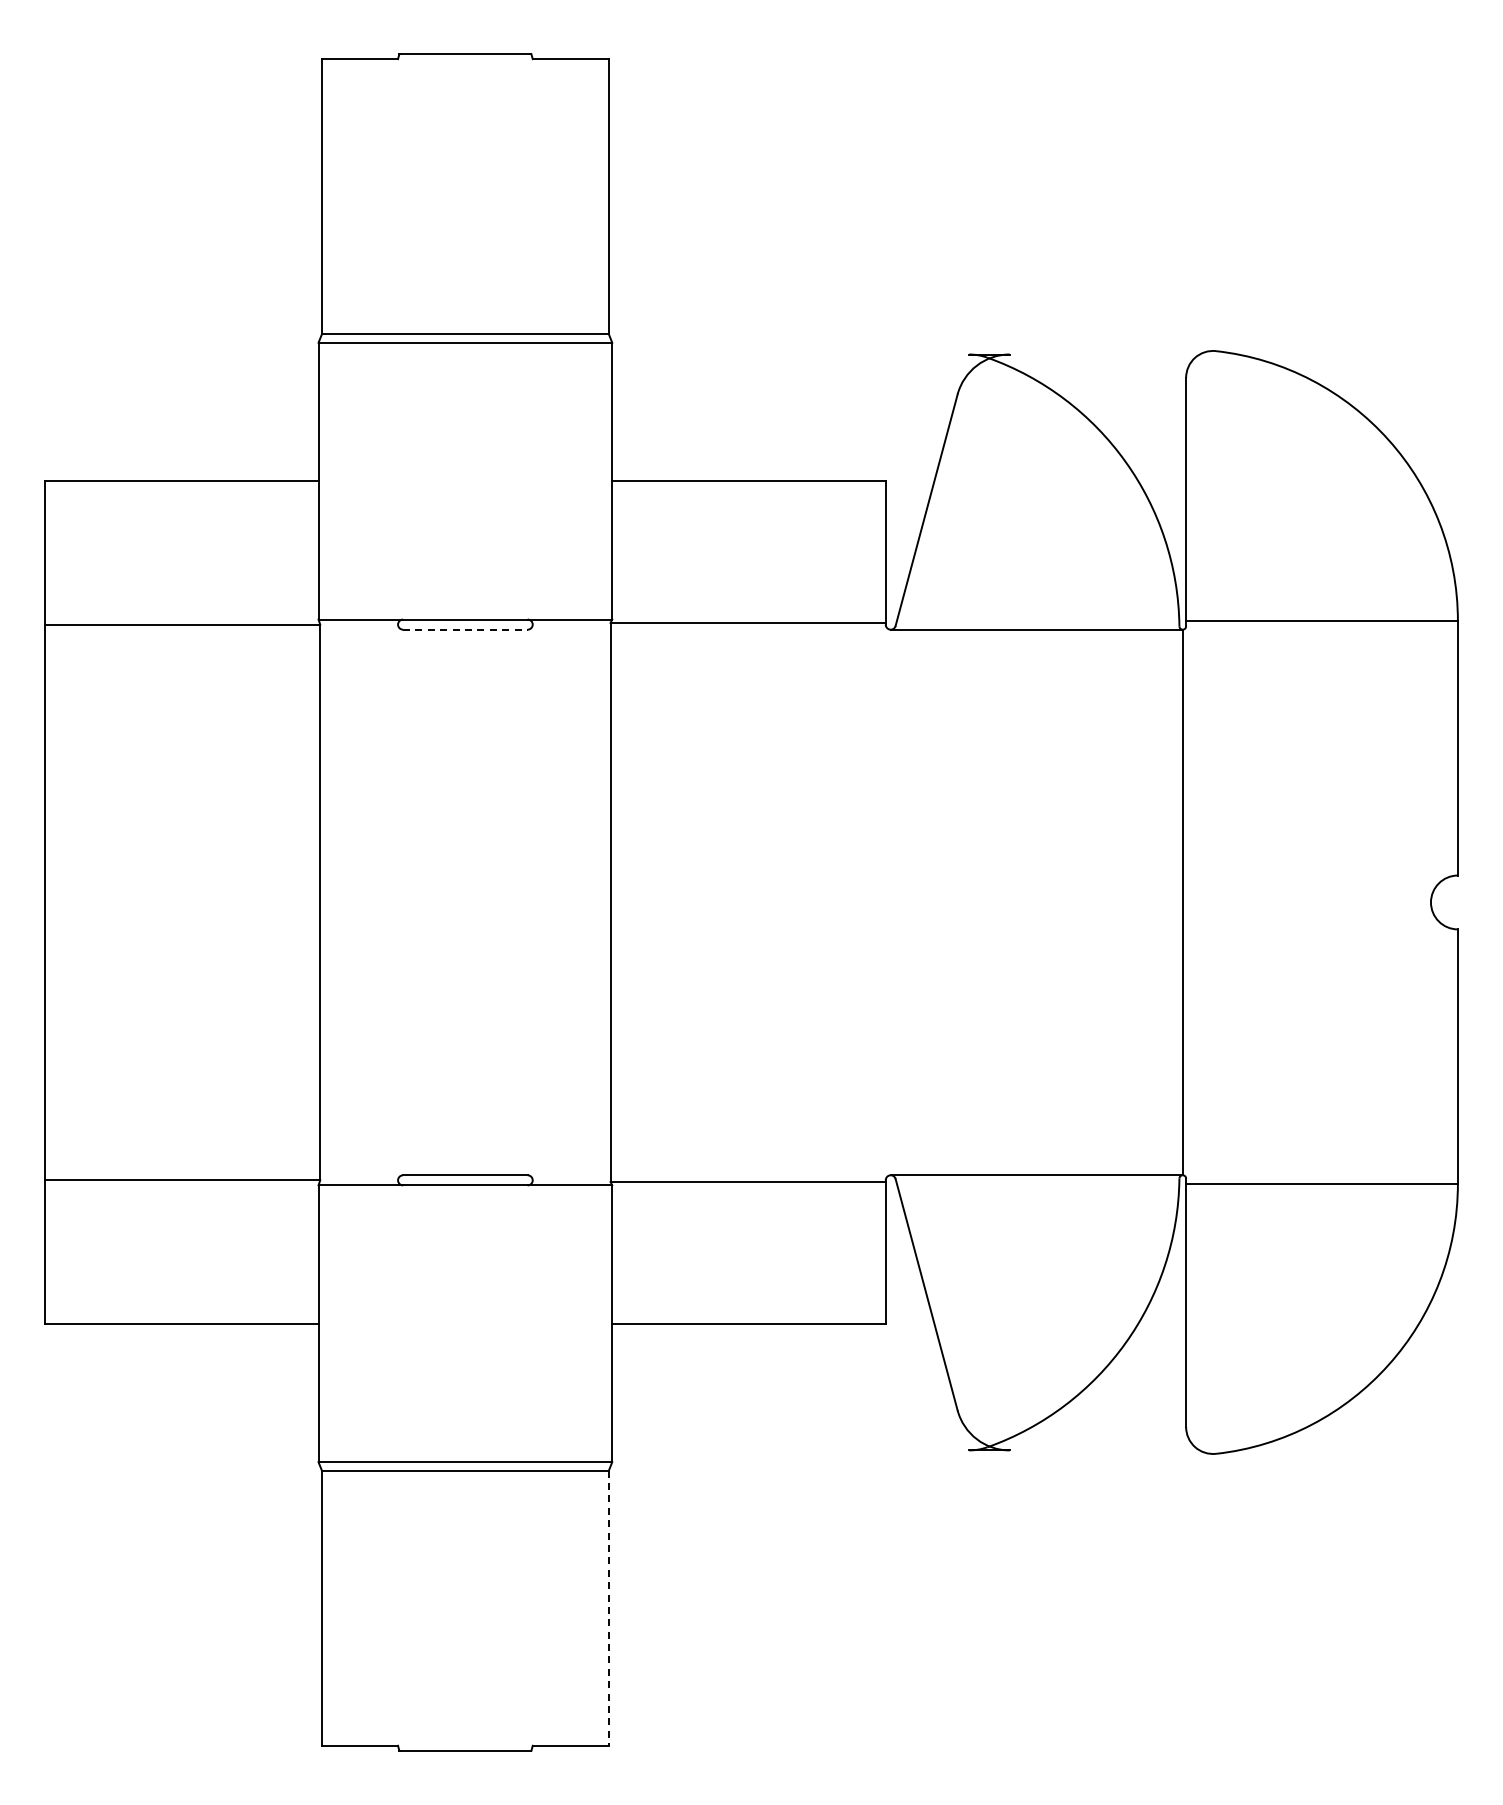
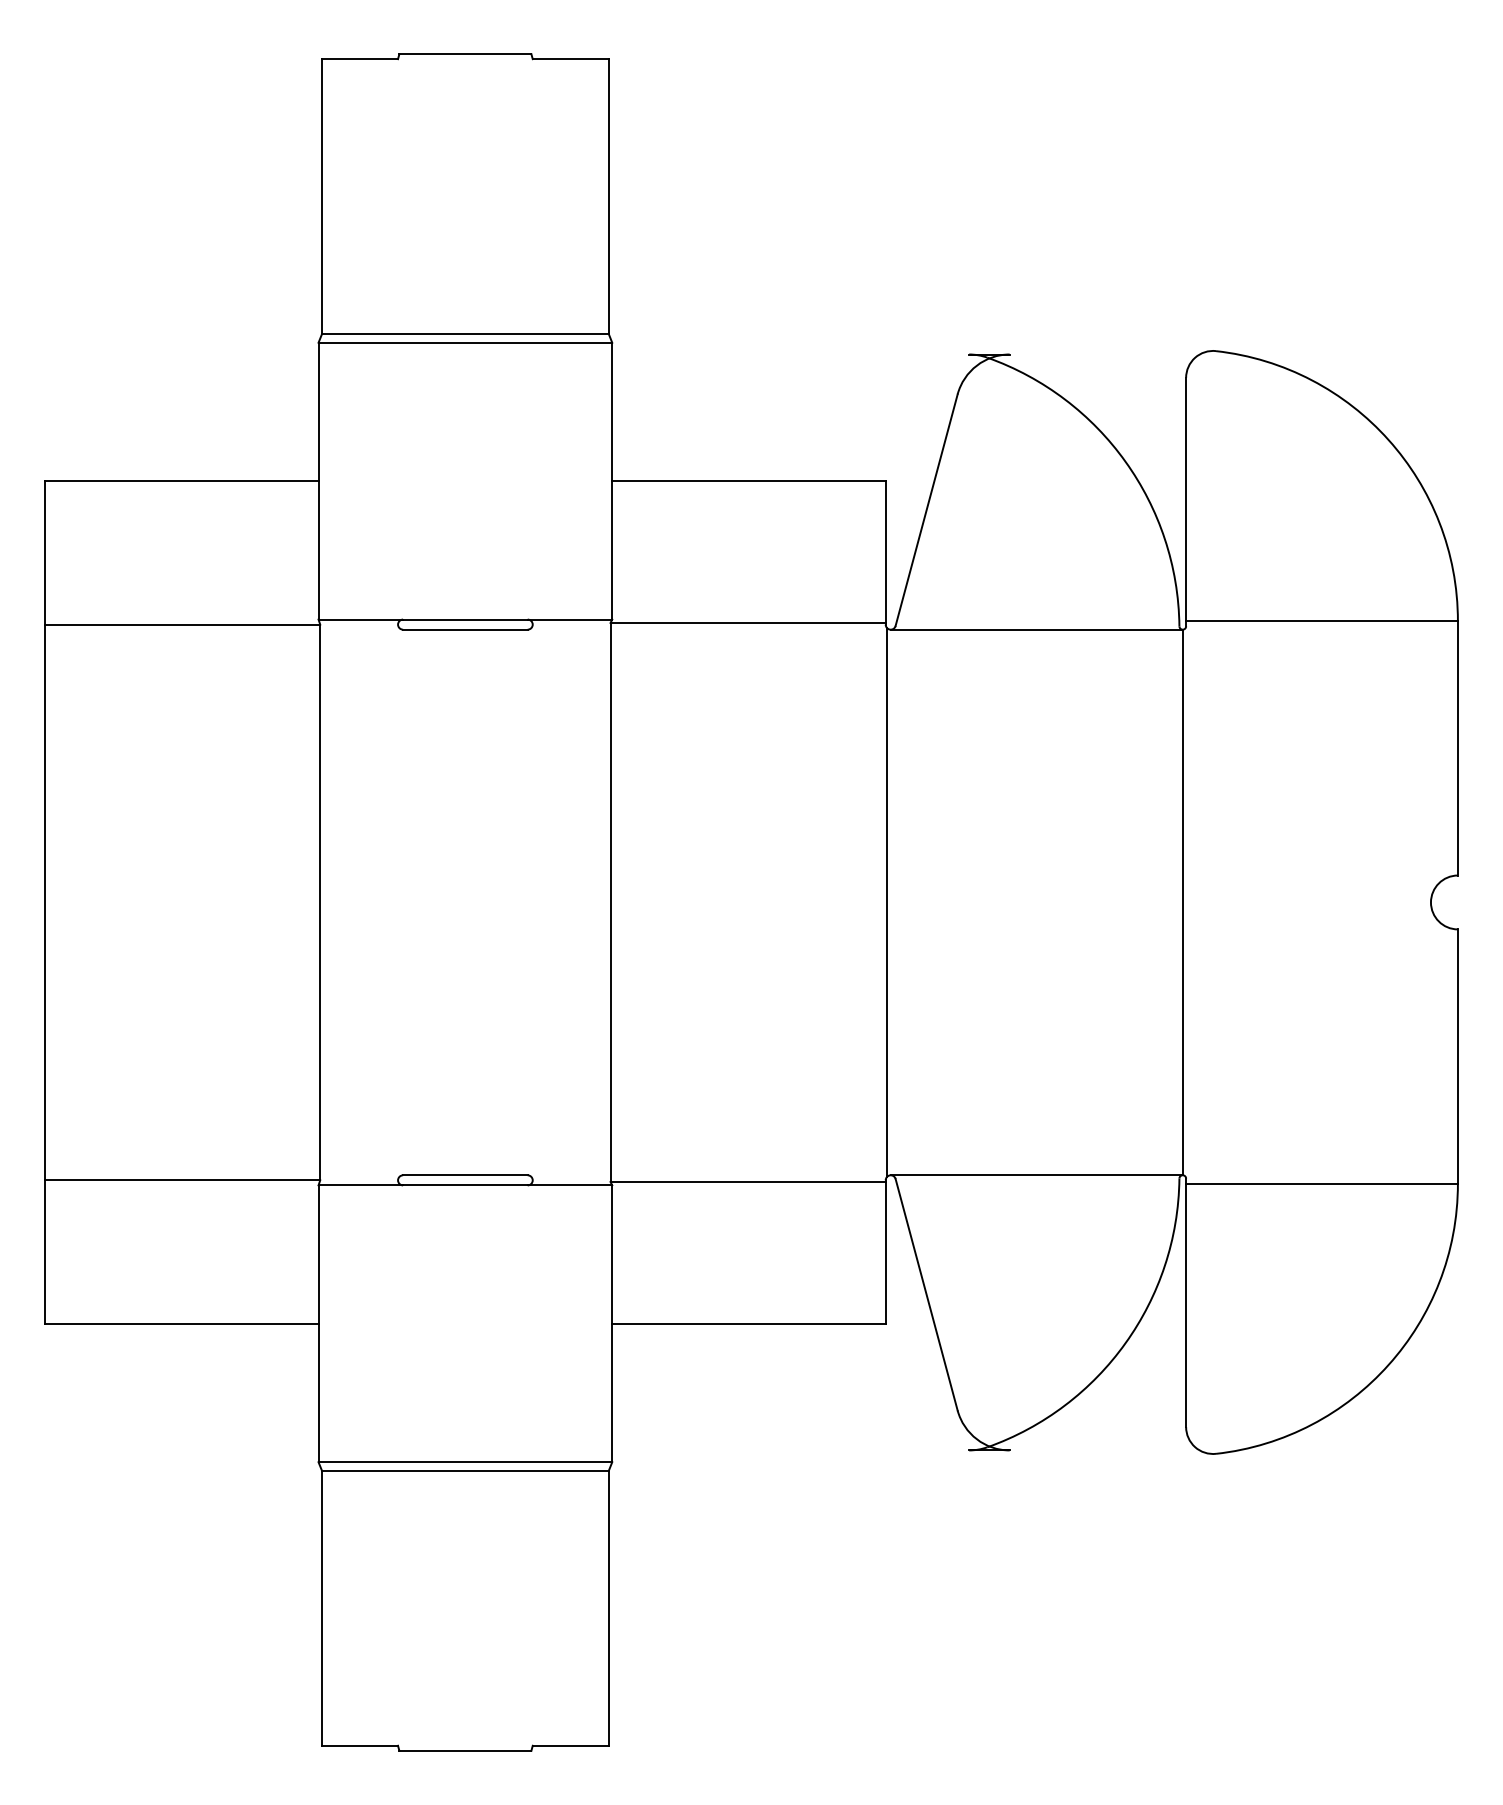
line: dashed -> solid (465, 629)
line: none -> present (887, 902)
line: dashed -> solid (608, 1608)
